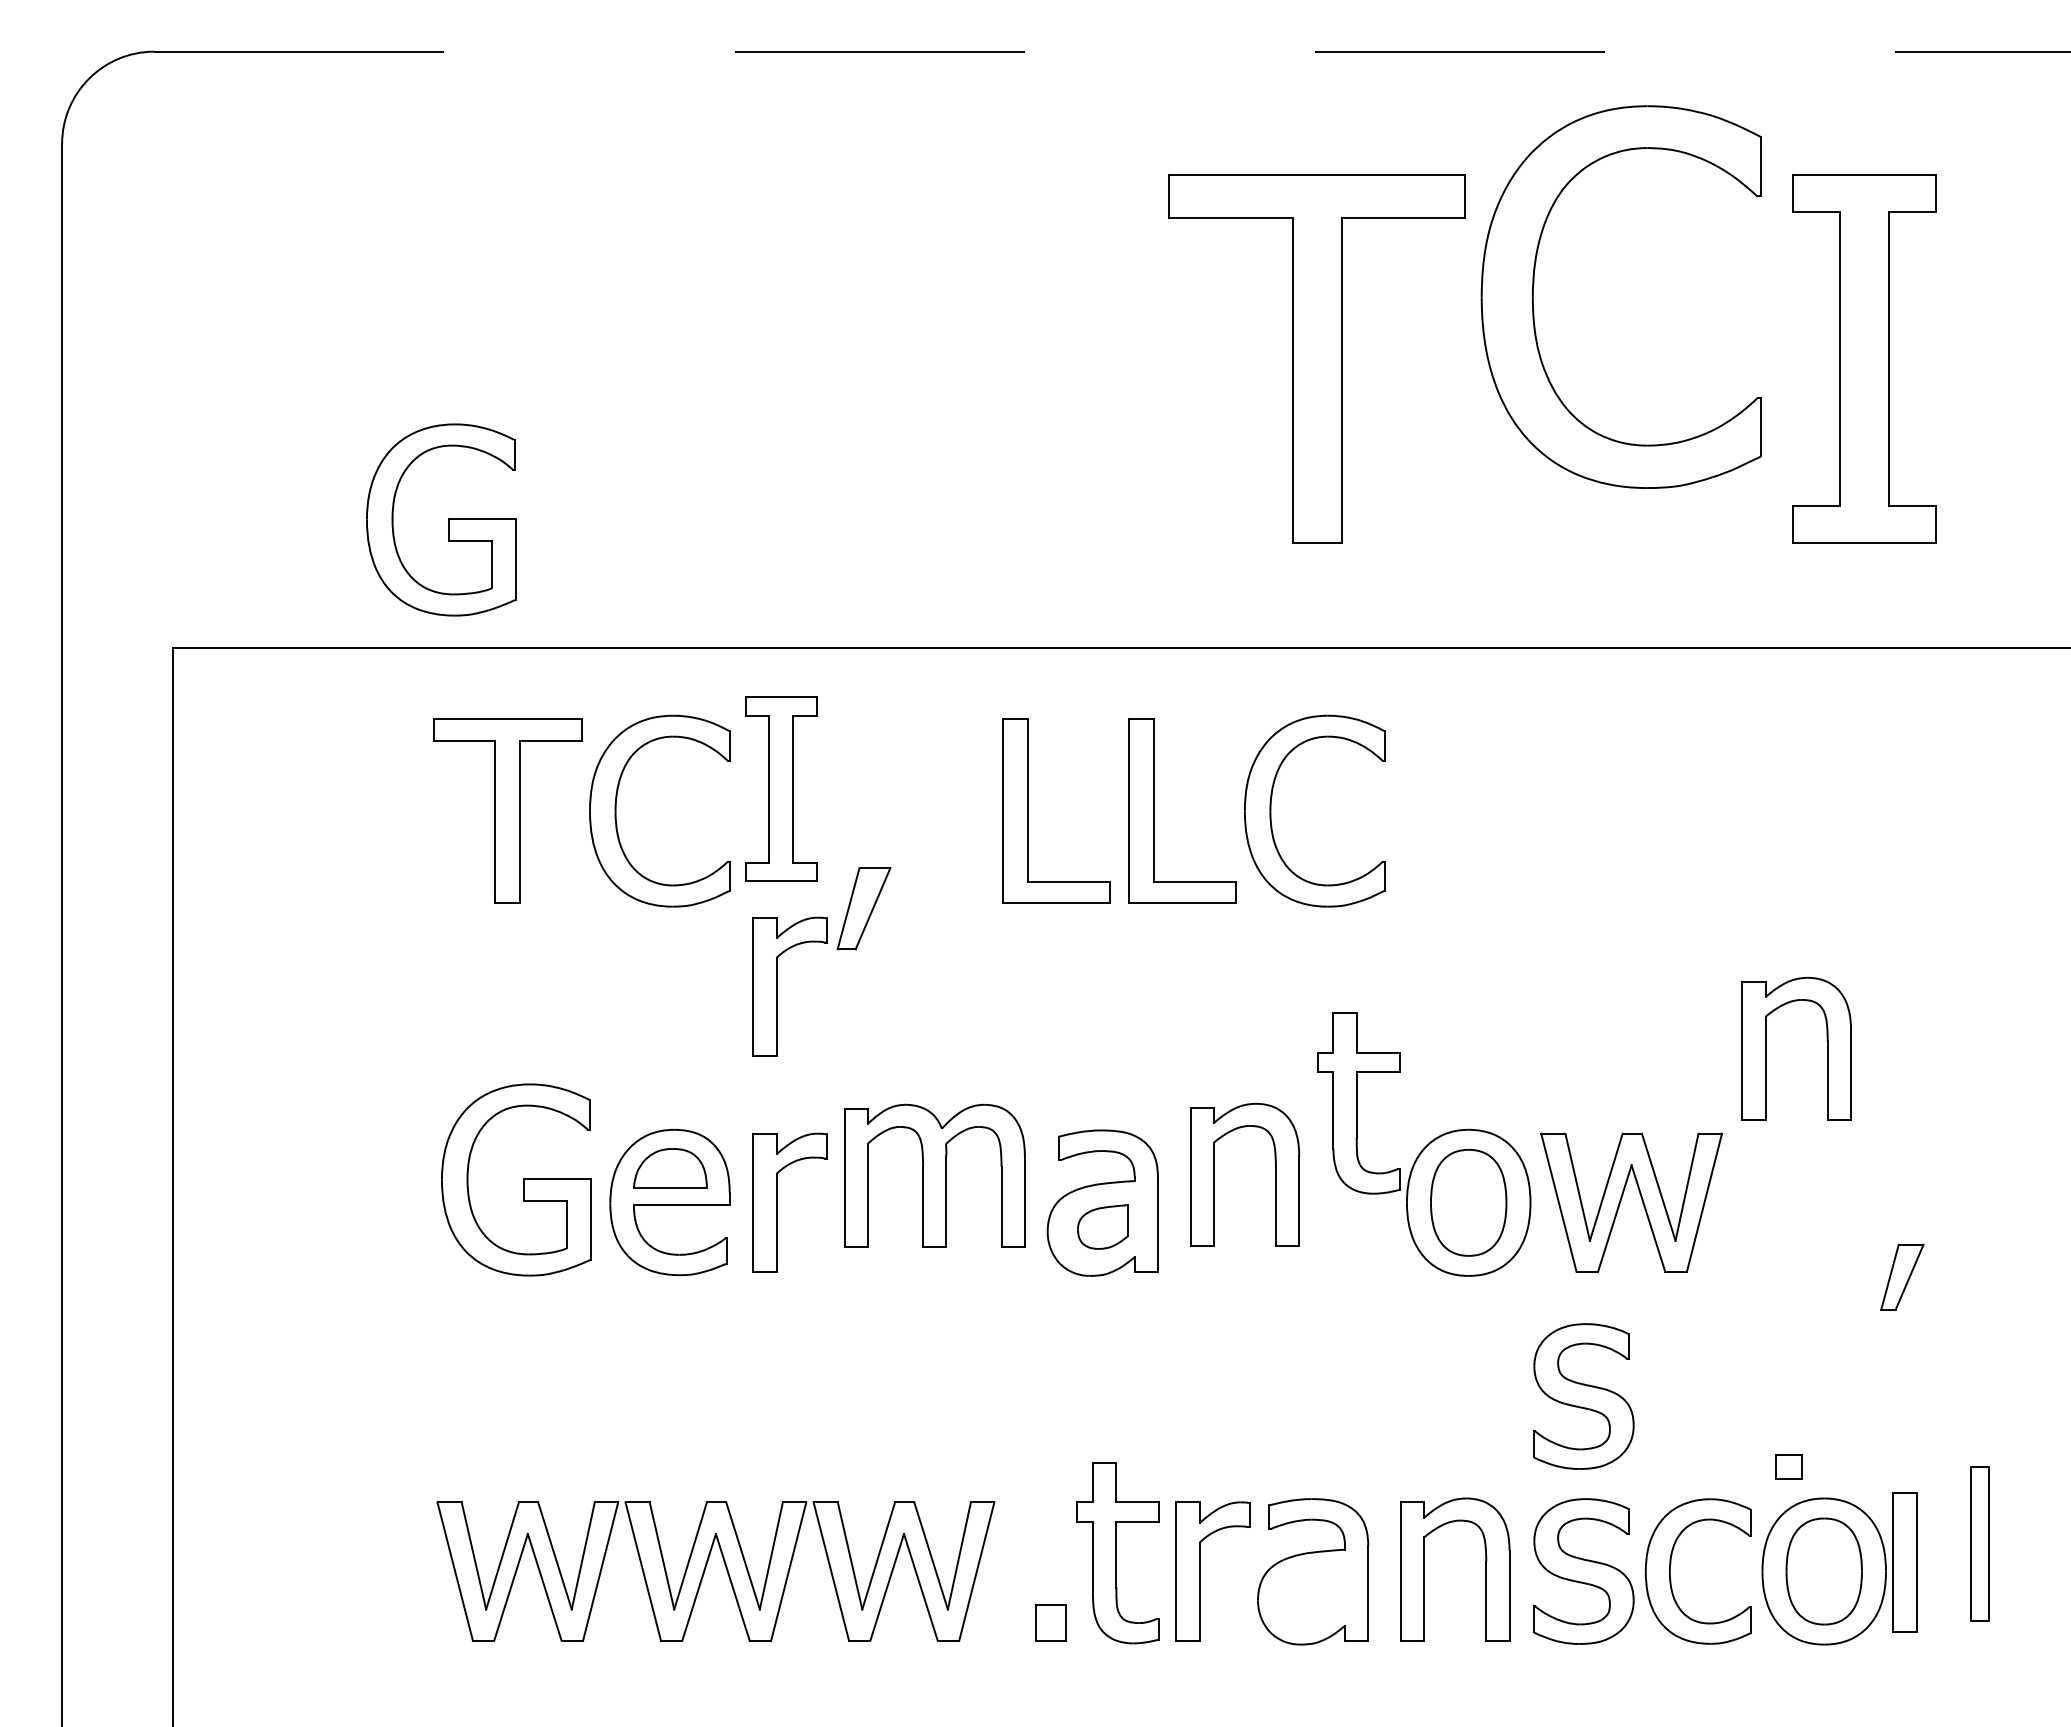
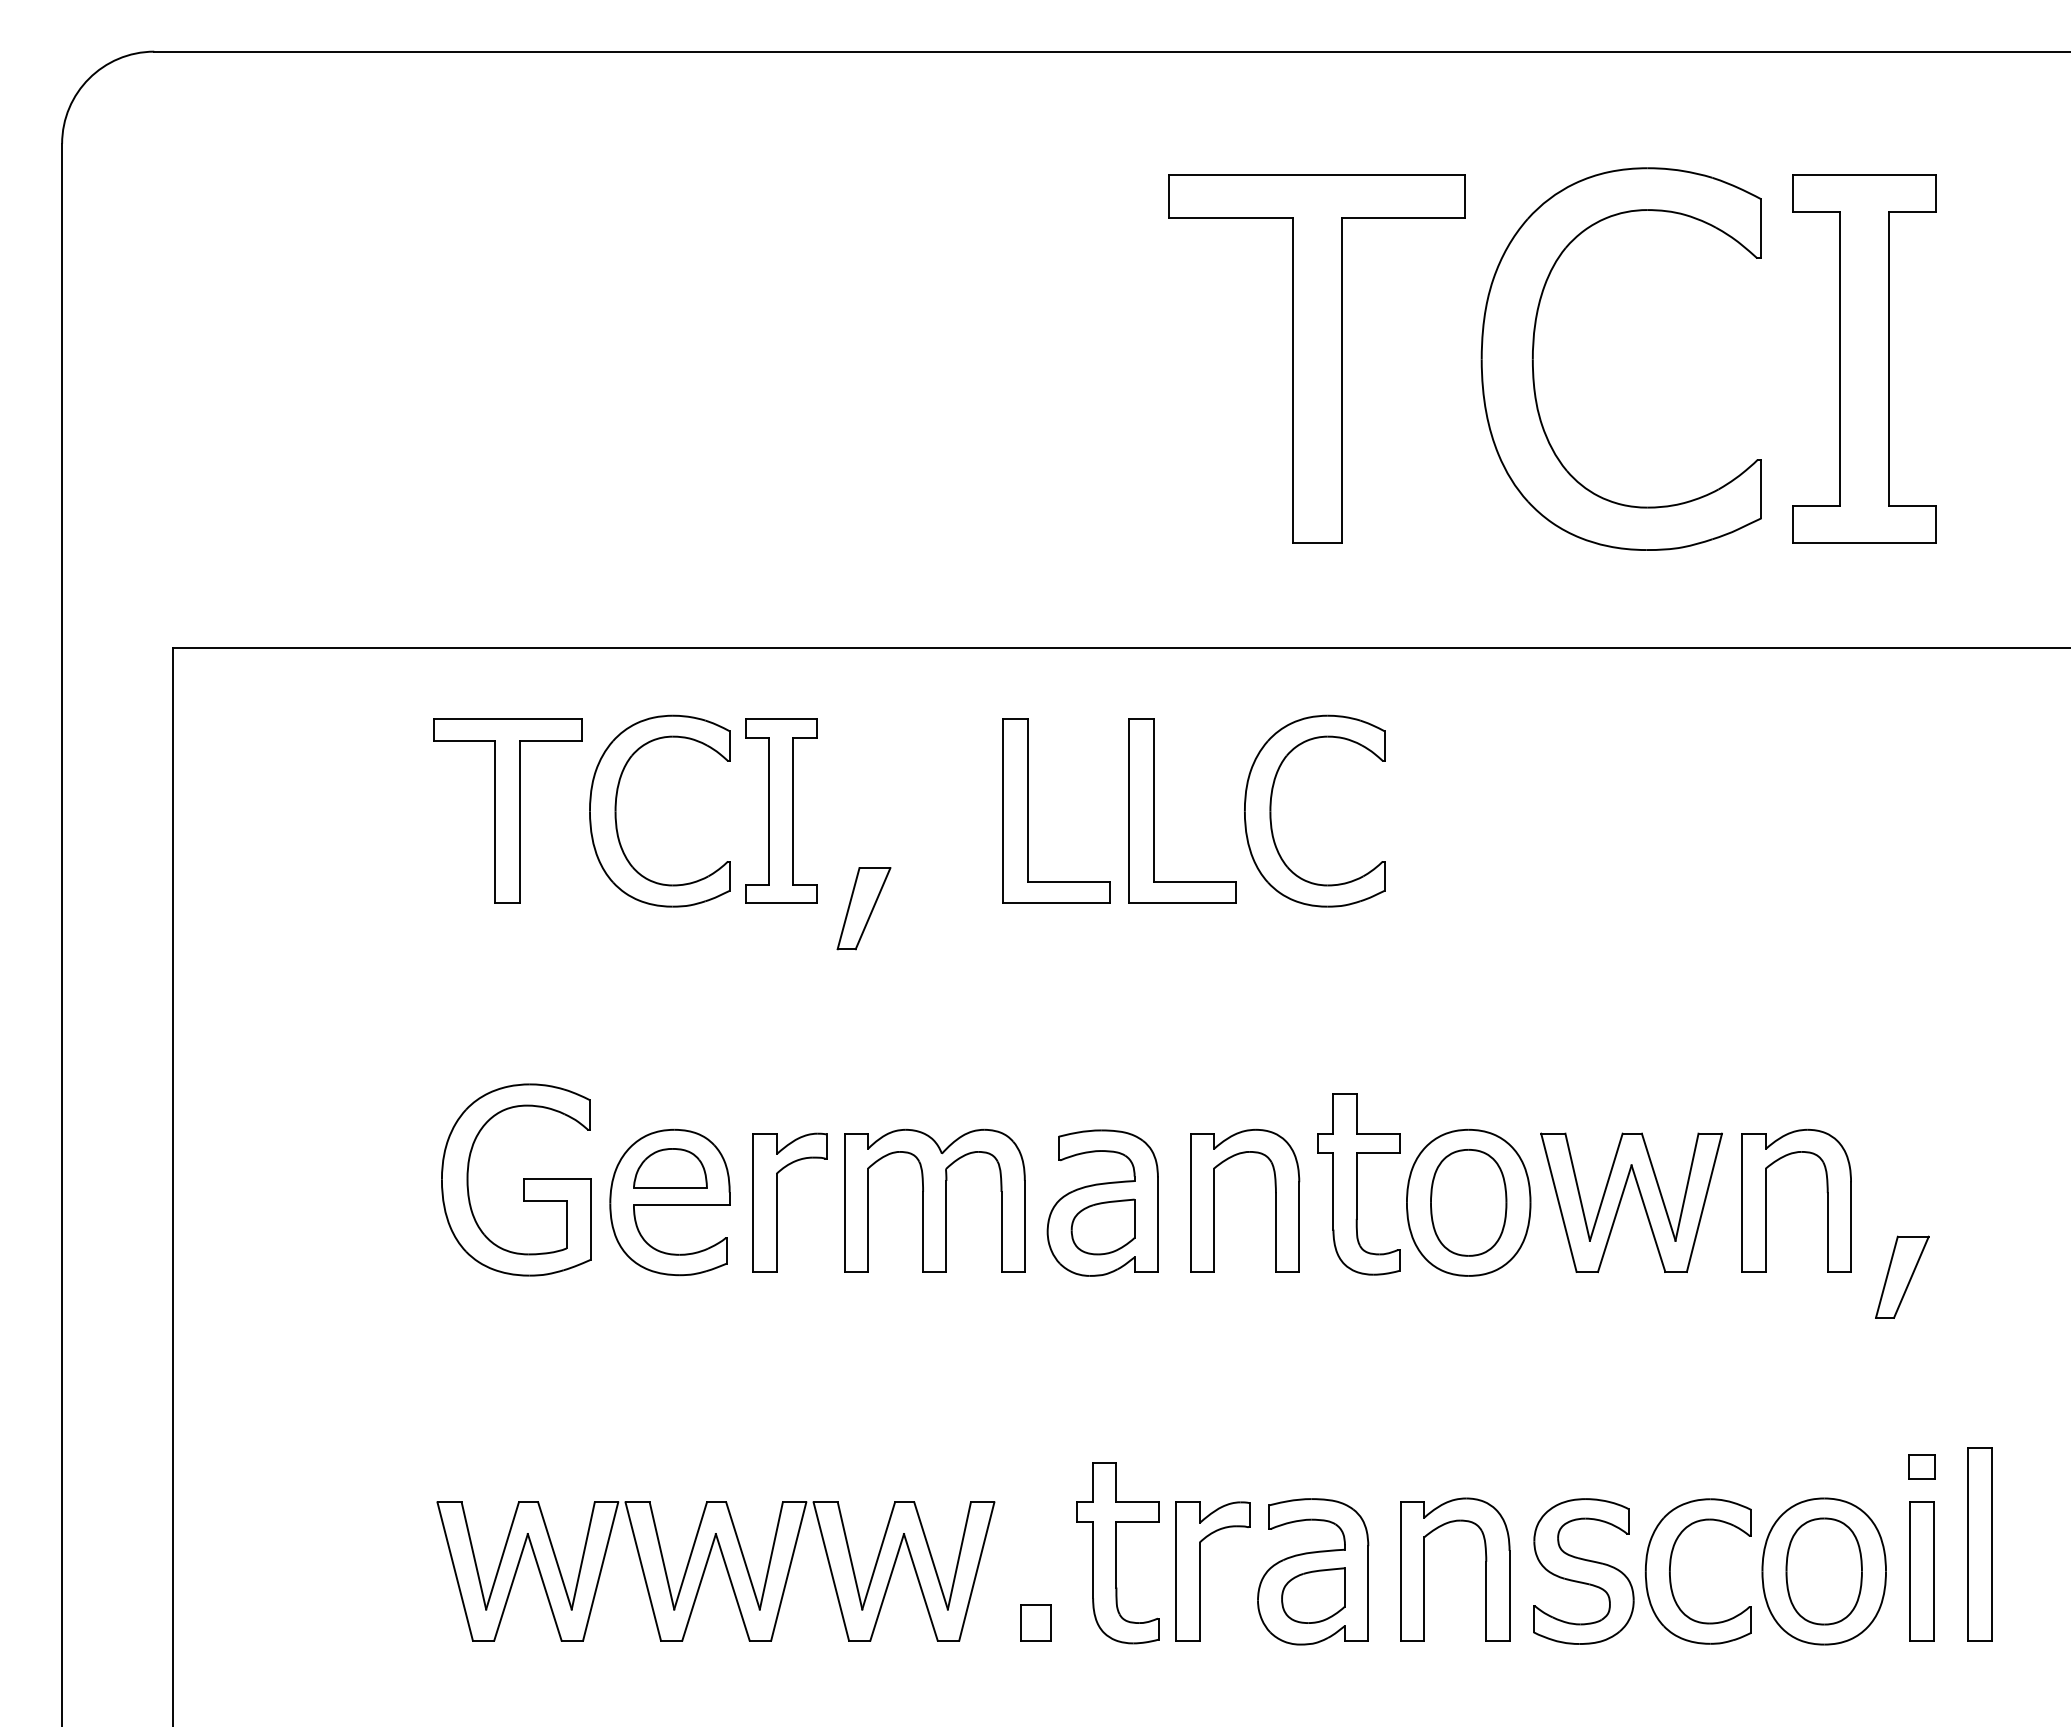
line: dashed -> solid (1112, 51)
part position: (1534, 284) -> (1534, 346) (1534, 346)
part: present -> none (448, 519)
part position: (781, 788) -> (781, 810) (781, 810)
part: present -> none (777, 986)
part position: (1766, 1048) -> (1766, 1200) (1766, 1200)
part position: (1358, 1103) -> (1358, 1184) (1358, 1184)
part position: (1275, 1174) -> (1275, 1200) (1275, 1200)
part position: (934, 1175) -> (934, 1200) (934, 1200)
part size: 52x46 px -> 66x58 px (1102, 1226)
part size: 45x68 px -> 55x84 px (1902, 1276)
part: present -> none (1583, 1396)
part position: (1788, 1466) -> (1921, 1466) (1921, 1466)
part size: 20x156 px -> 26x195 px (1979, 1544)
part position: (1904, 1562) -> (1921, 1571) (1921, 1571)
part: none -> present (1313, 1595)
part position: (1050, 1622) -> (1035, 1622) (1035, 1622)
